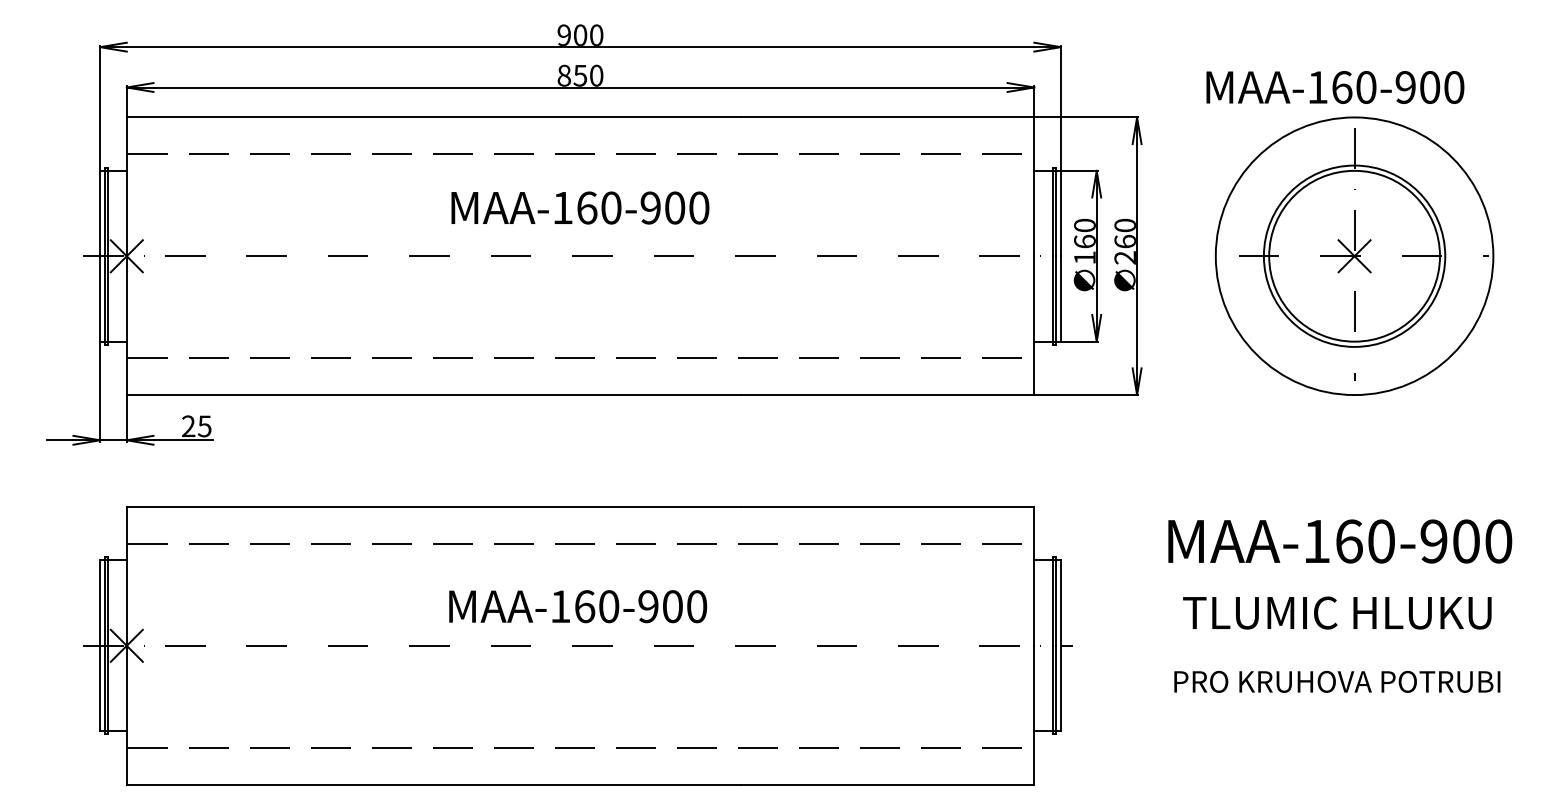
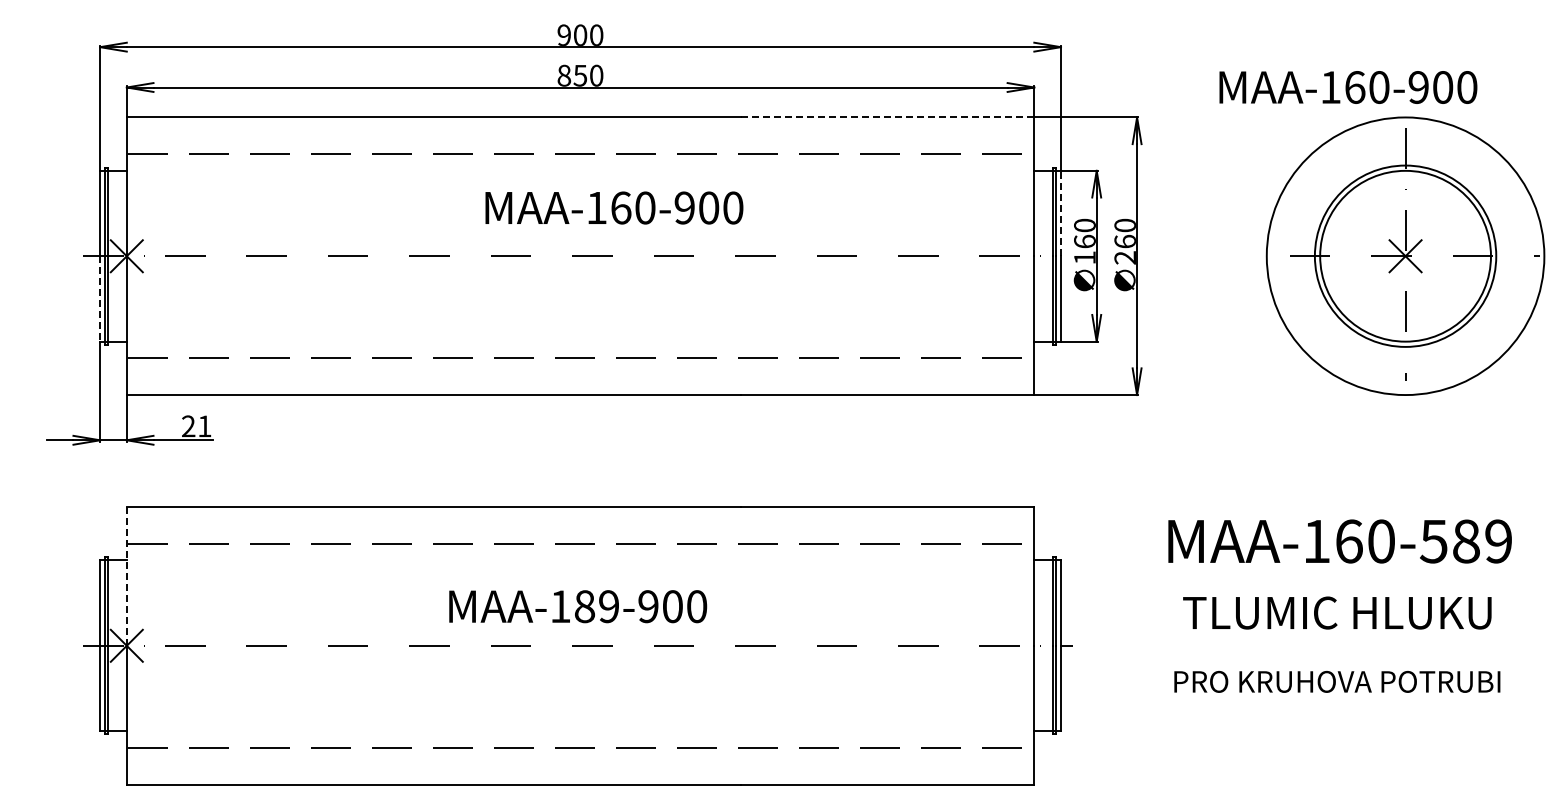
text position: (1335, 87) -> (1348, 87) (1348, 87)
line: solid -> dashed (887, 117)
text position: (580, 207) -> (614, 207) (614, 207)
line: solid -> dashed (1060, 213)
part position: (1354, 255) -> (1405, 255) (1405, 255)
line: solid -> dashed (100, 298)
text: 25 -> 21 (204, 426)
text: MAA-160-900 -> MAA-160-589 (1466, 541)
line: solid -> dashed (126, 575)
text: MAA-160-900 -> MAA-189-900 (597, 606)
